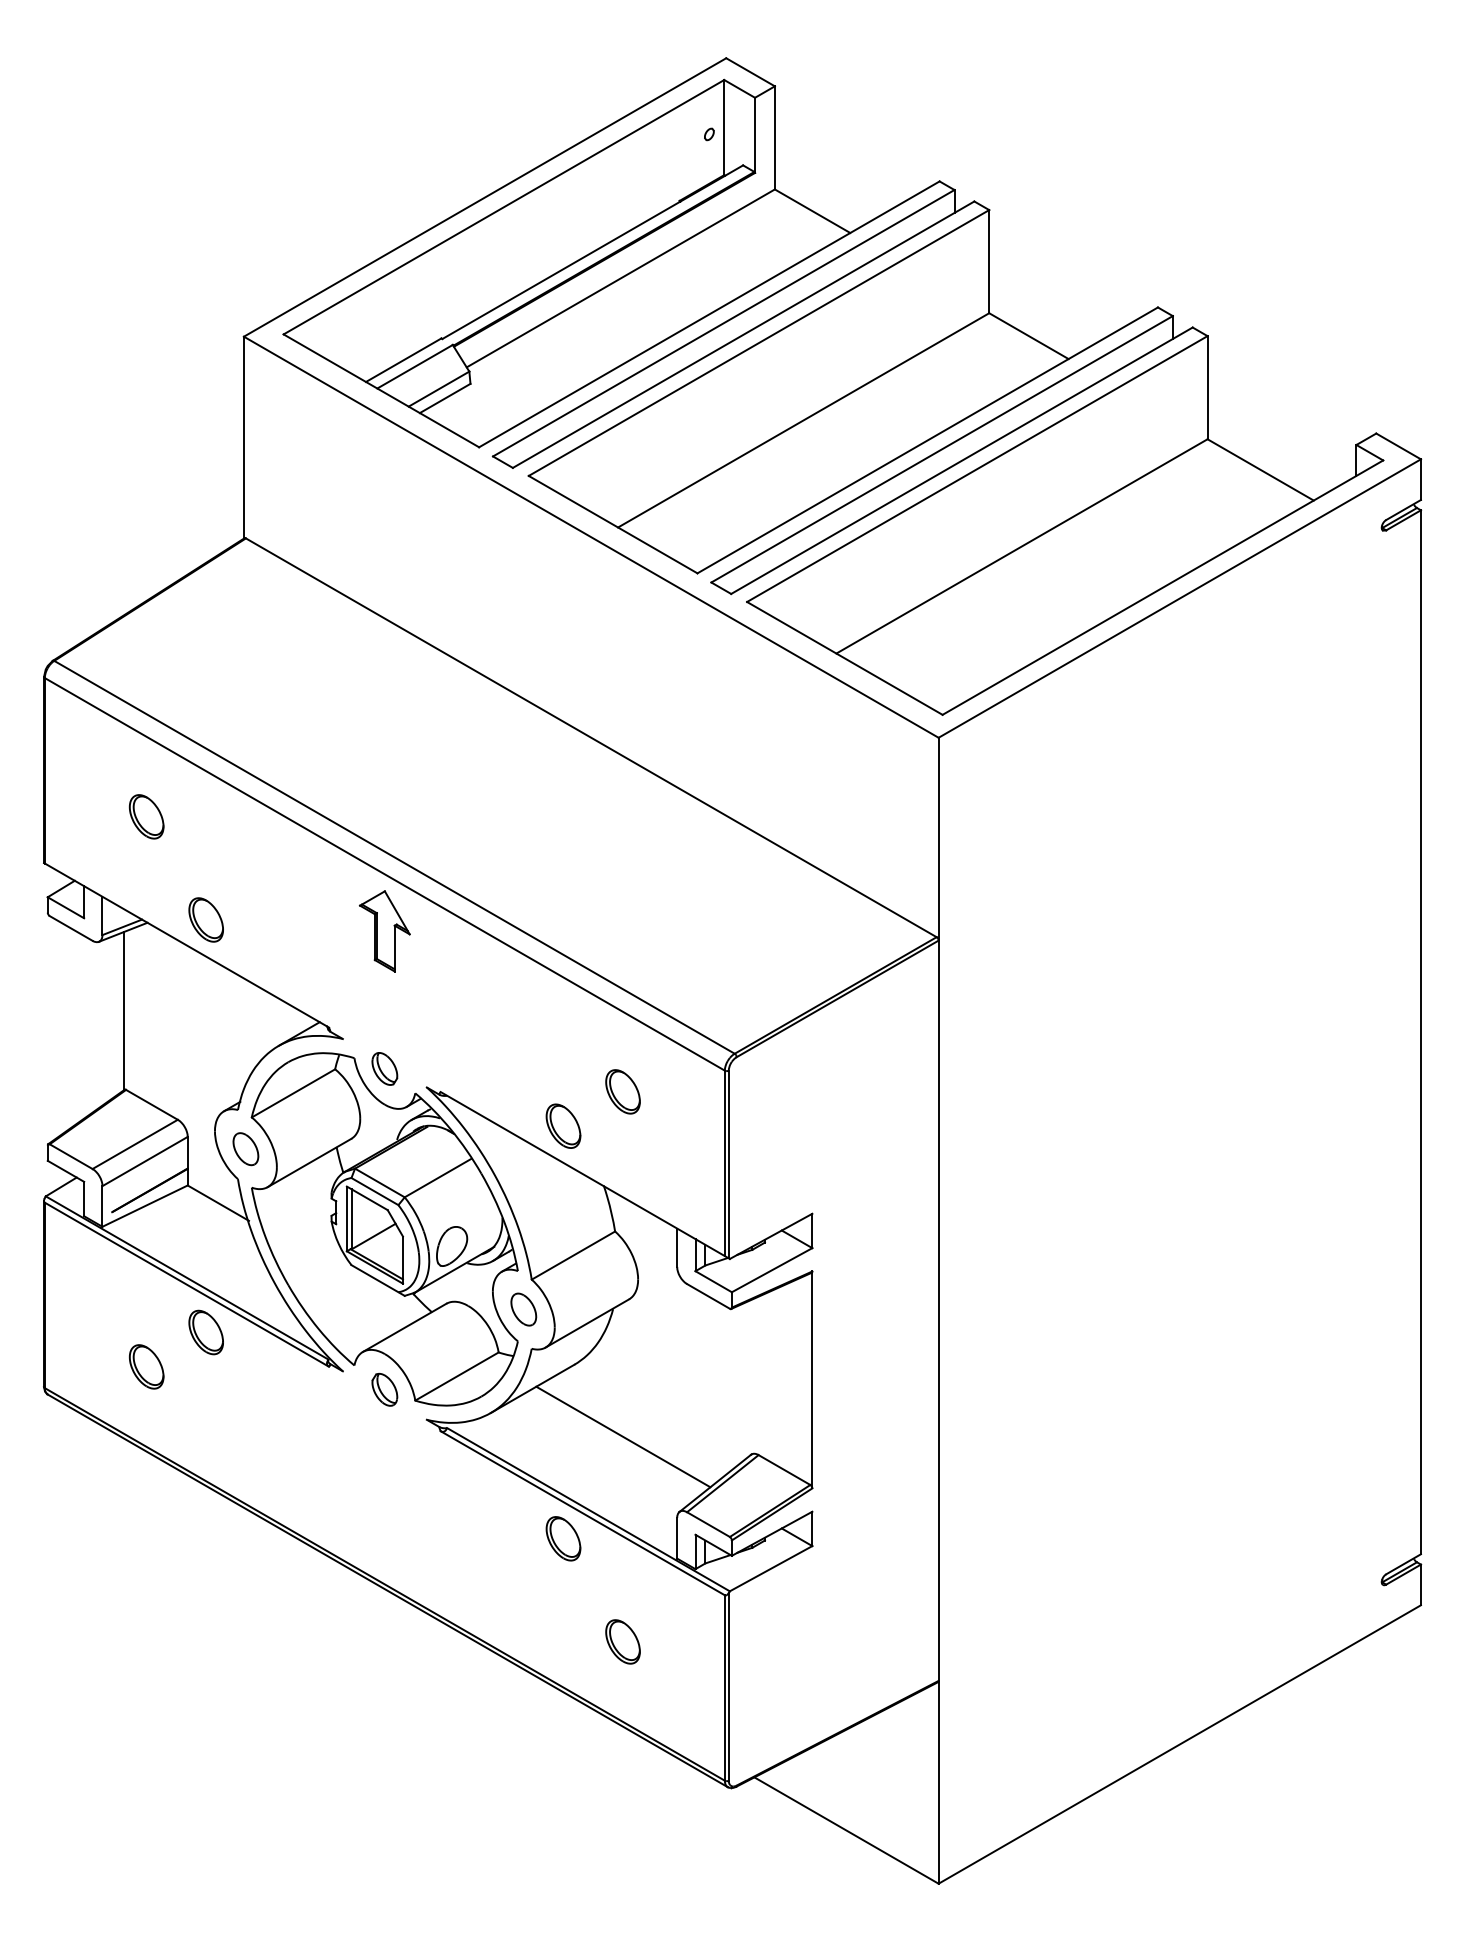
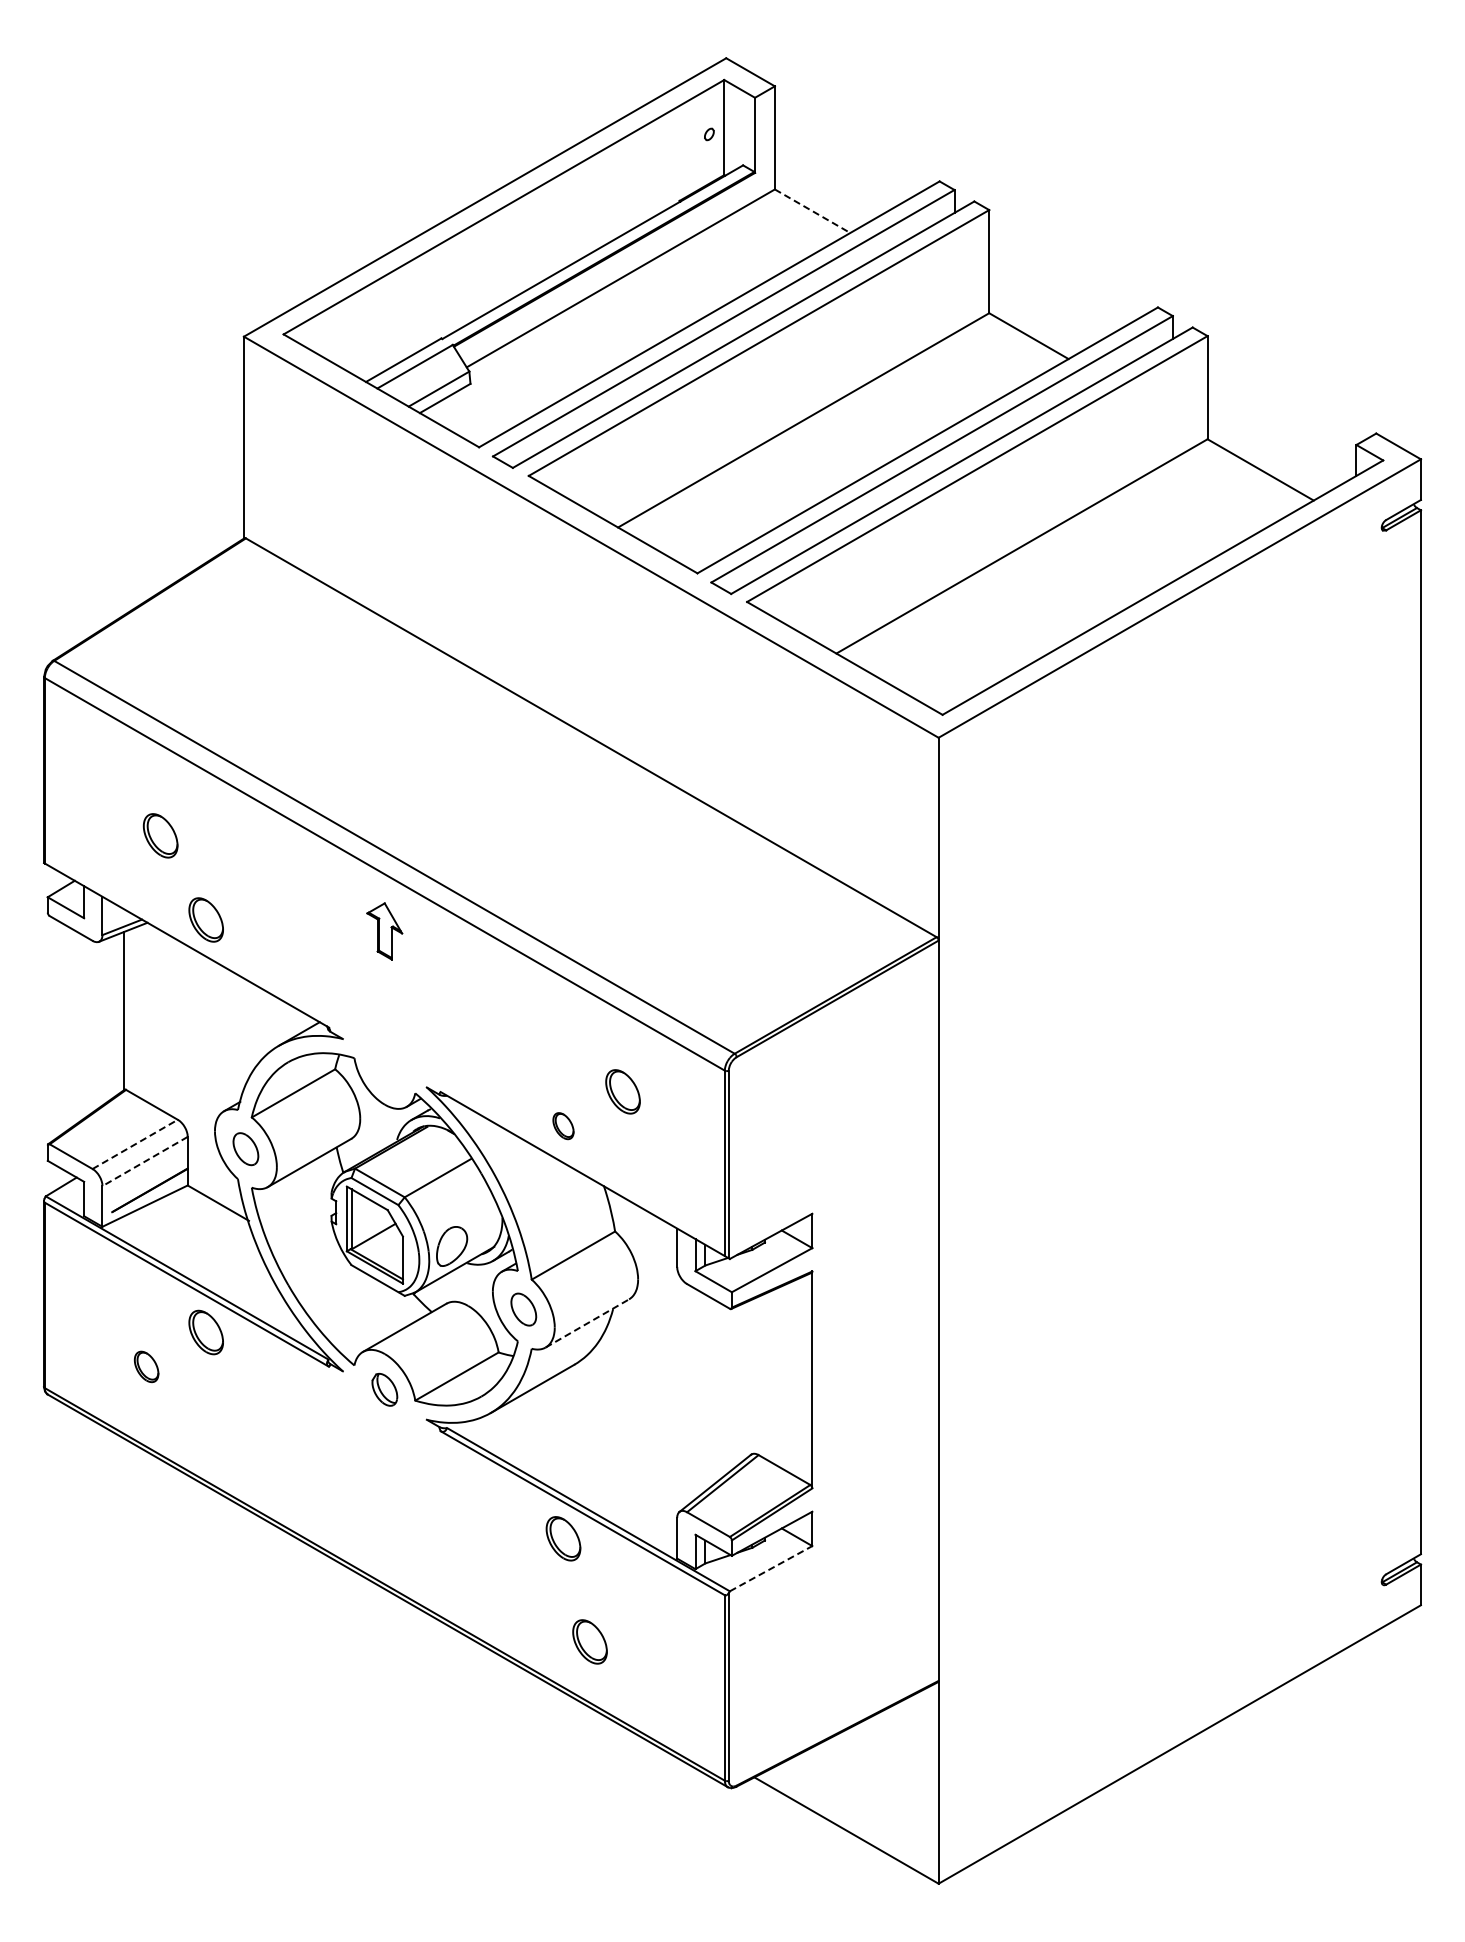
line: solid -> dashed (812, 211)
part position: (146, 816) -> (160, 835) (160, 835)
part size: 53x83 px -> 38x59 px (384, 931)
part: present -> none (384, 1068)
part size: 37x46 px -> 23x29 px (563, 1126)
line: solid -> dashed (135, 1144)
line: solid -> dashed (144, 1161)
line: solid -> dashed (587, 1323)
part size: 37x46 px -> 27x34 px (146, 1366)
line: present -> none (623, 1436)
line: solid -> dashed (771, 1568)
part position: (622, 1641) -> (589, 1641) (589, 1641)
